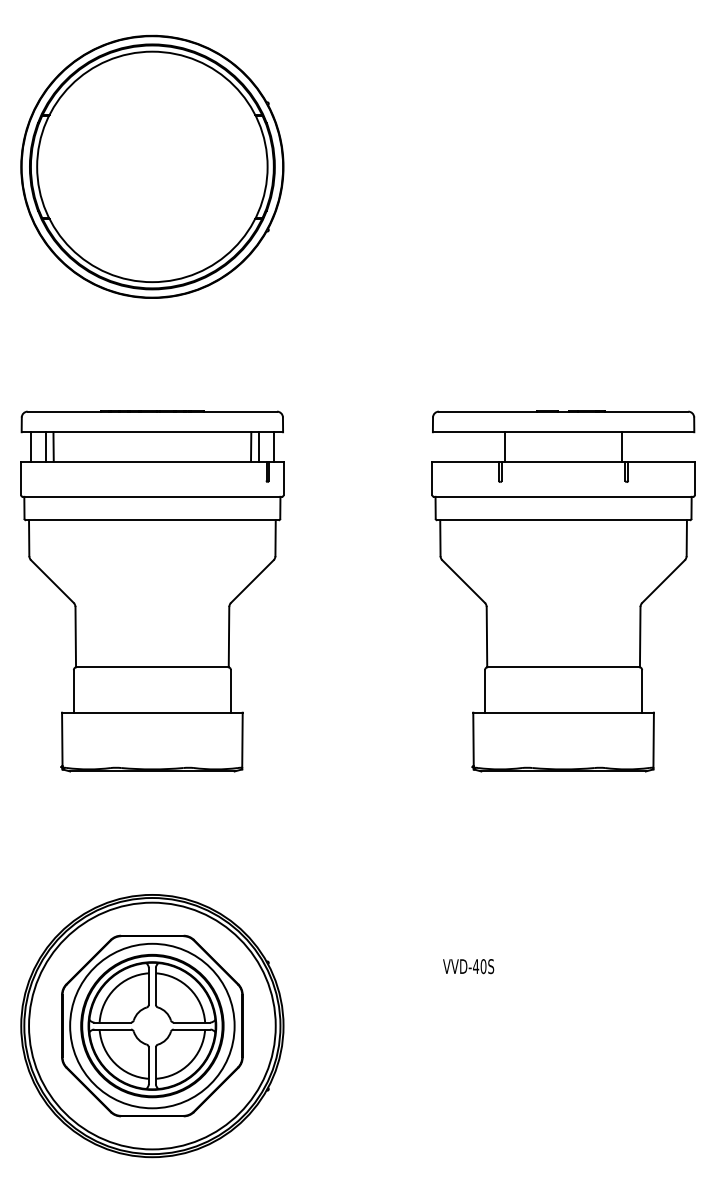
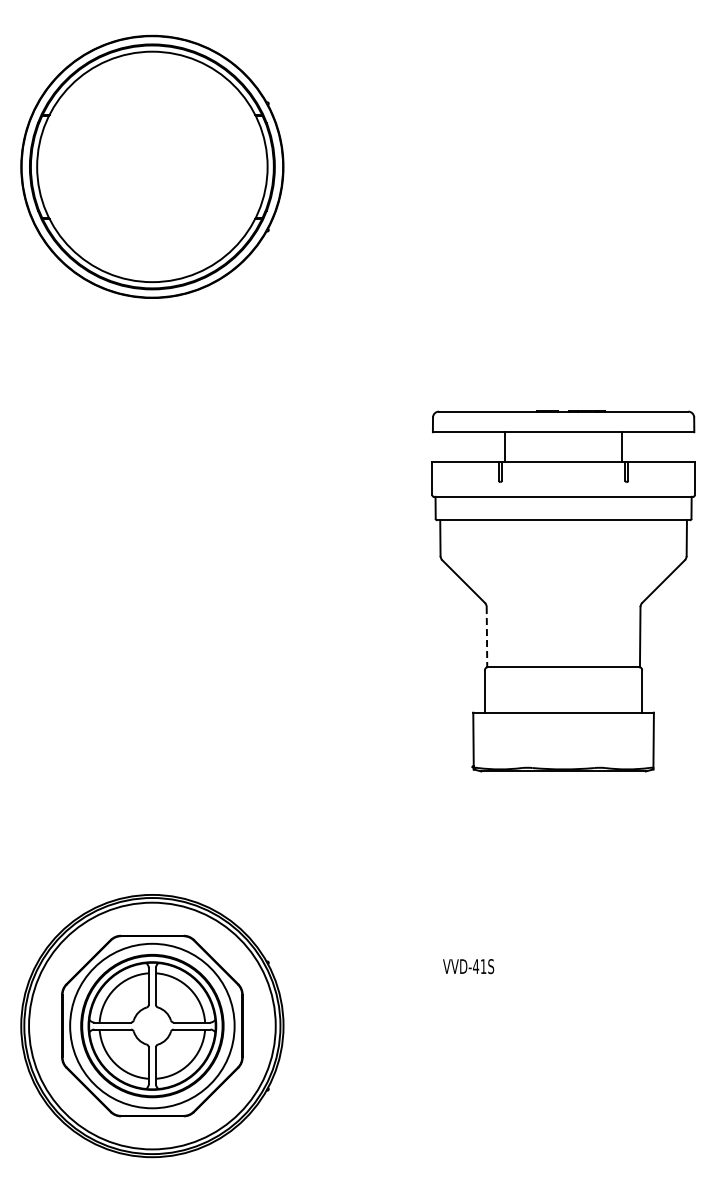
part: present -> none (152, 591)
line: solid -> dashed (486, 637)
text: VVD-40S -> VVD-41S (483, 966)
